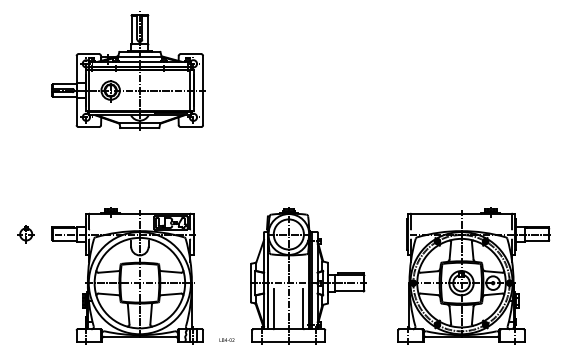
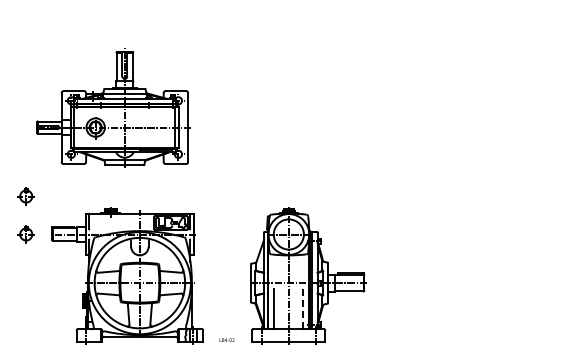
part position: (128, 70) -> (113, 107) (113, 107)
part: none -> present (25, 196)
part: present -> none (473, 275)
line: solid -> dashed (303, 308)
